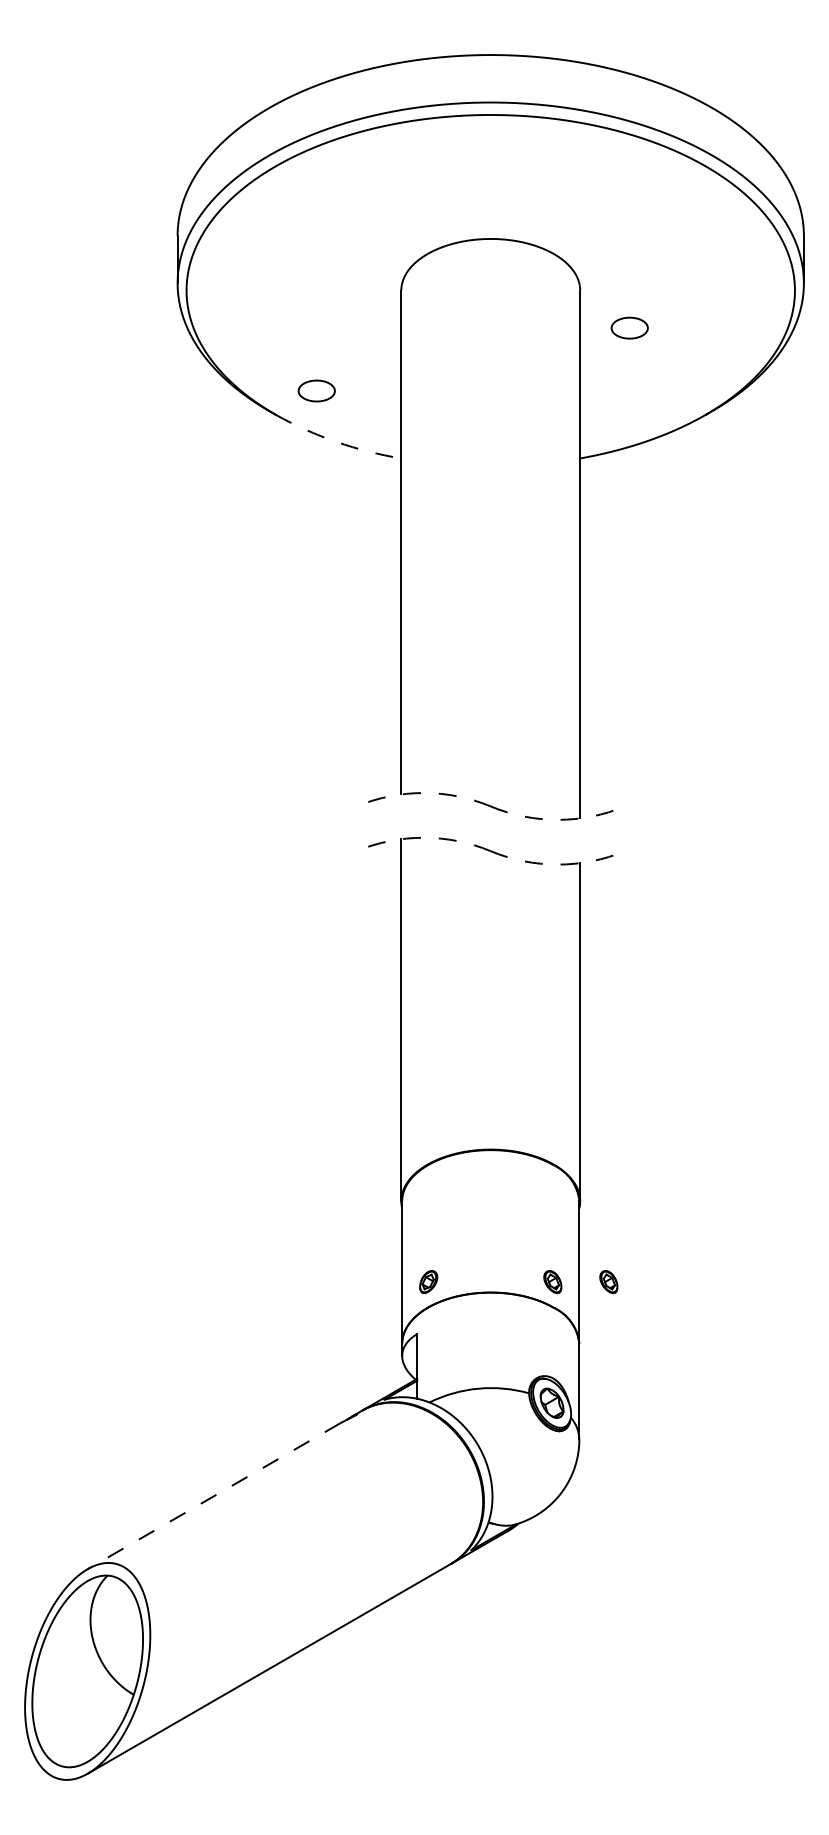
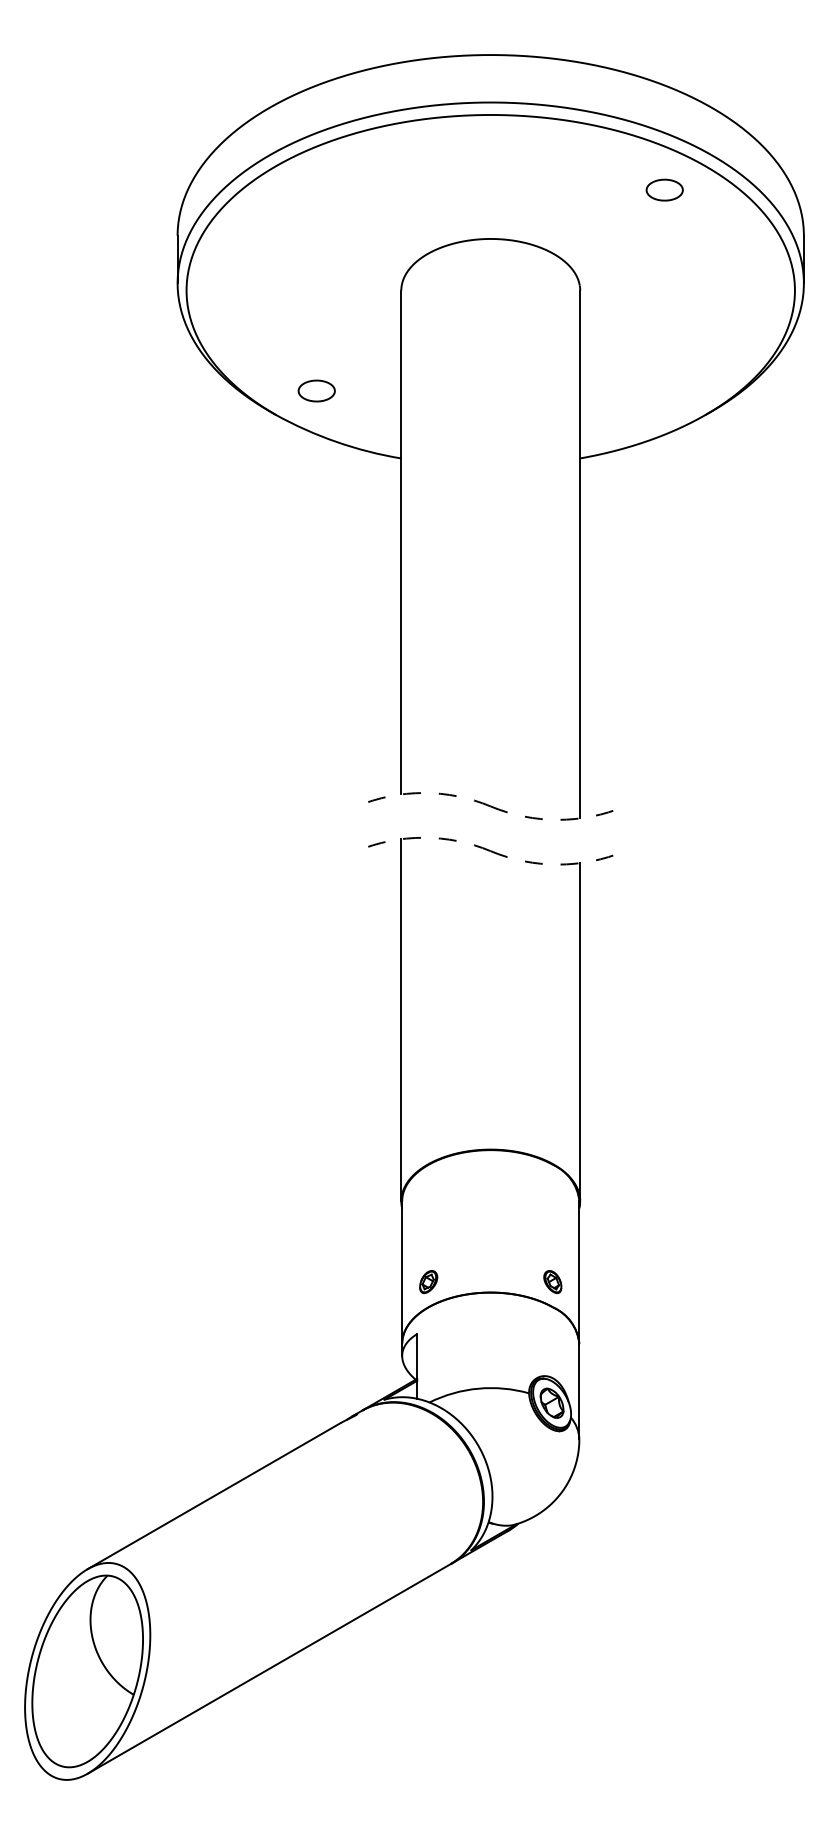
part position: (629, 327) -> (664, 189) (664, 189)
arc: dashed -> solid (336, 441)
part: present -> none (608, 1282)
line: dashed -> solid (214, 1496)
